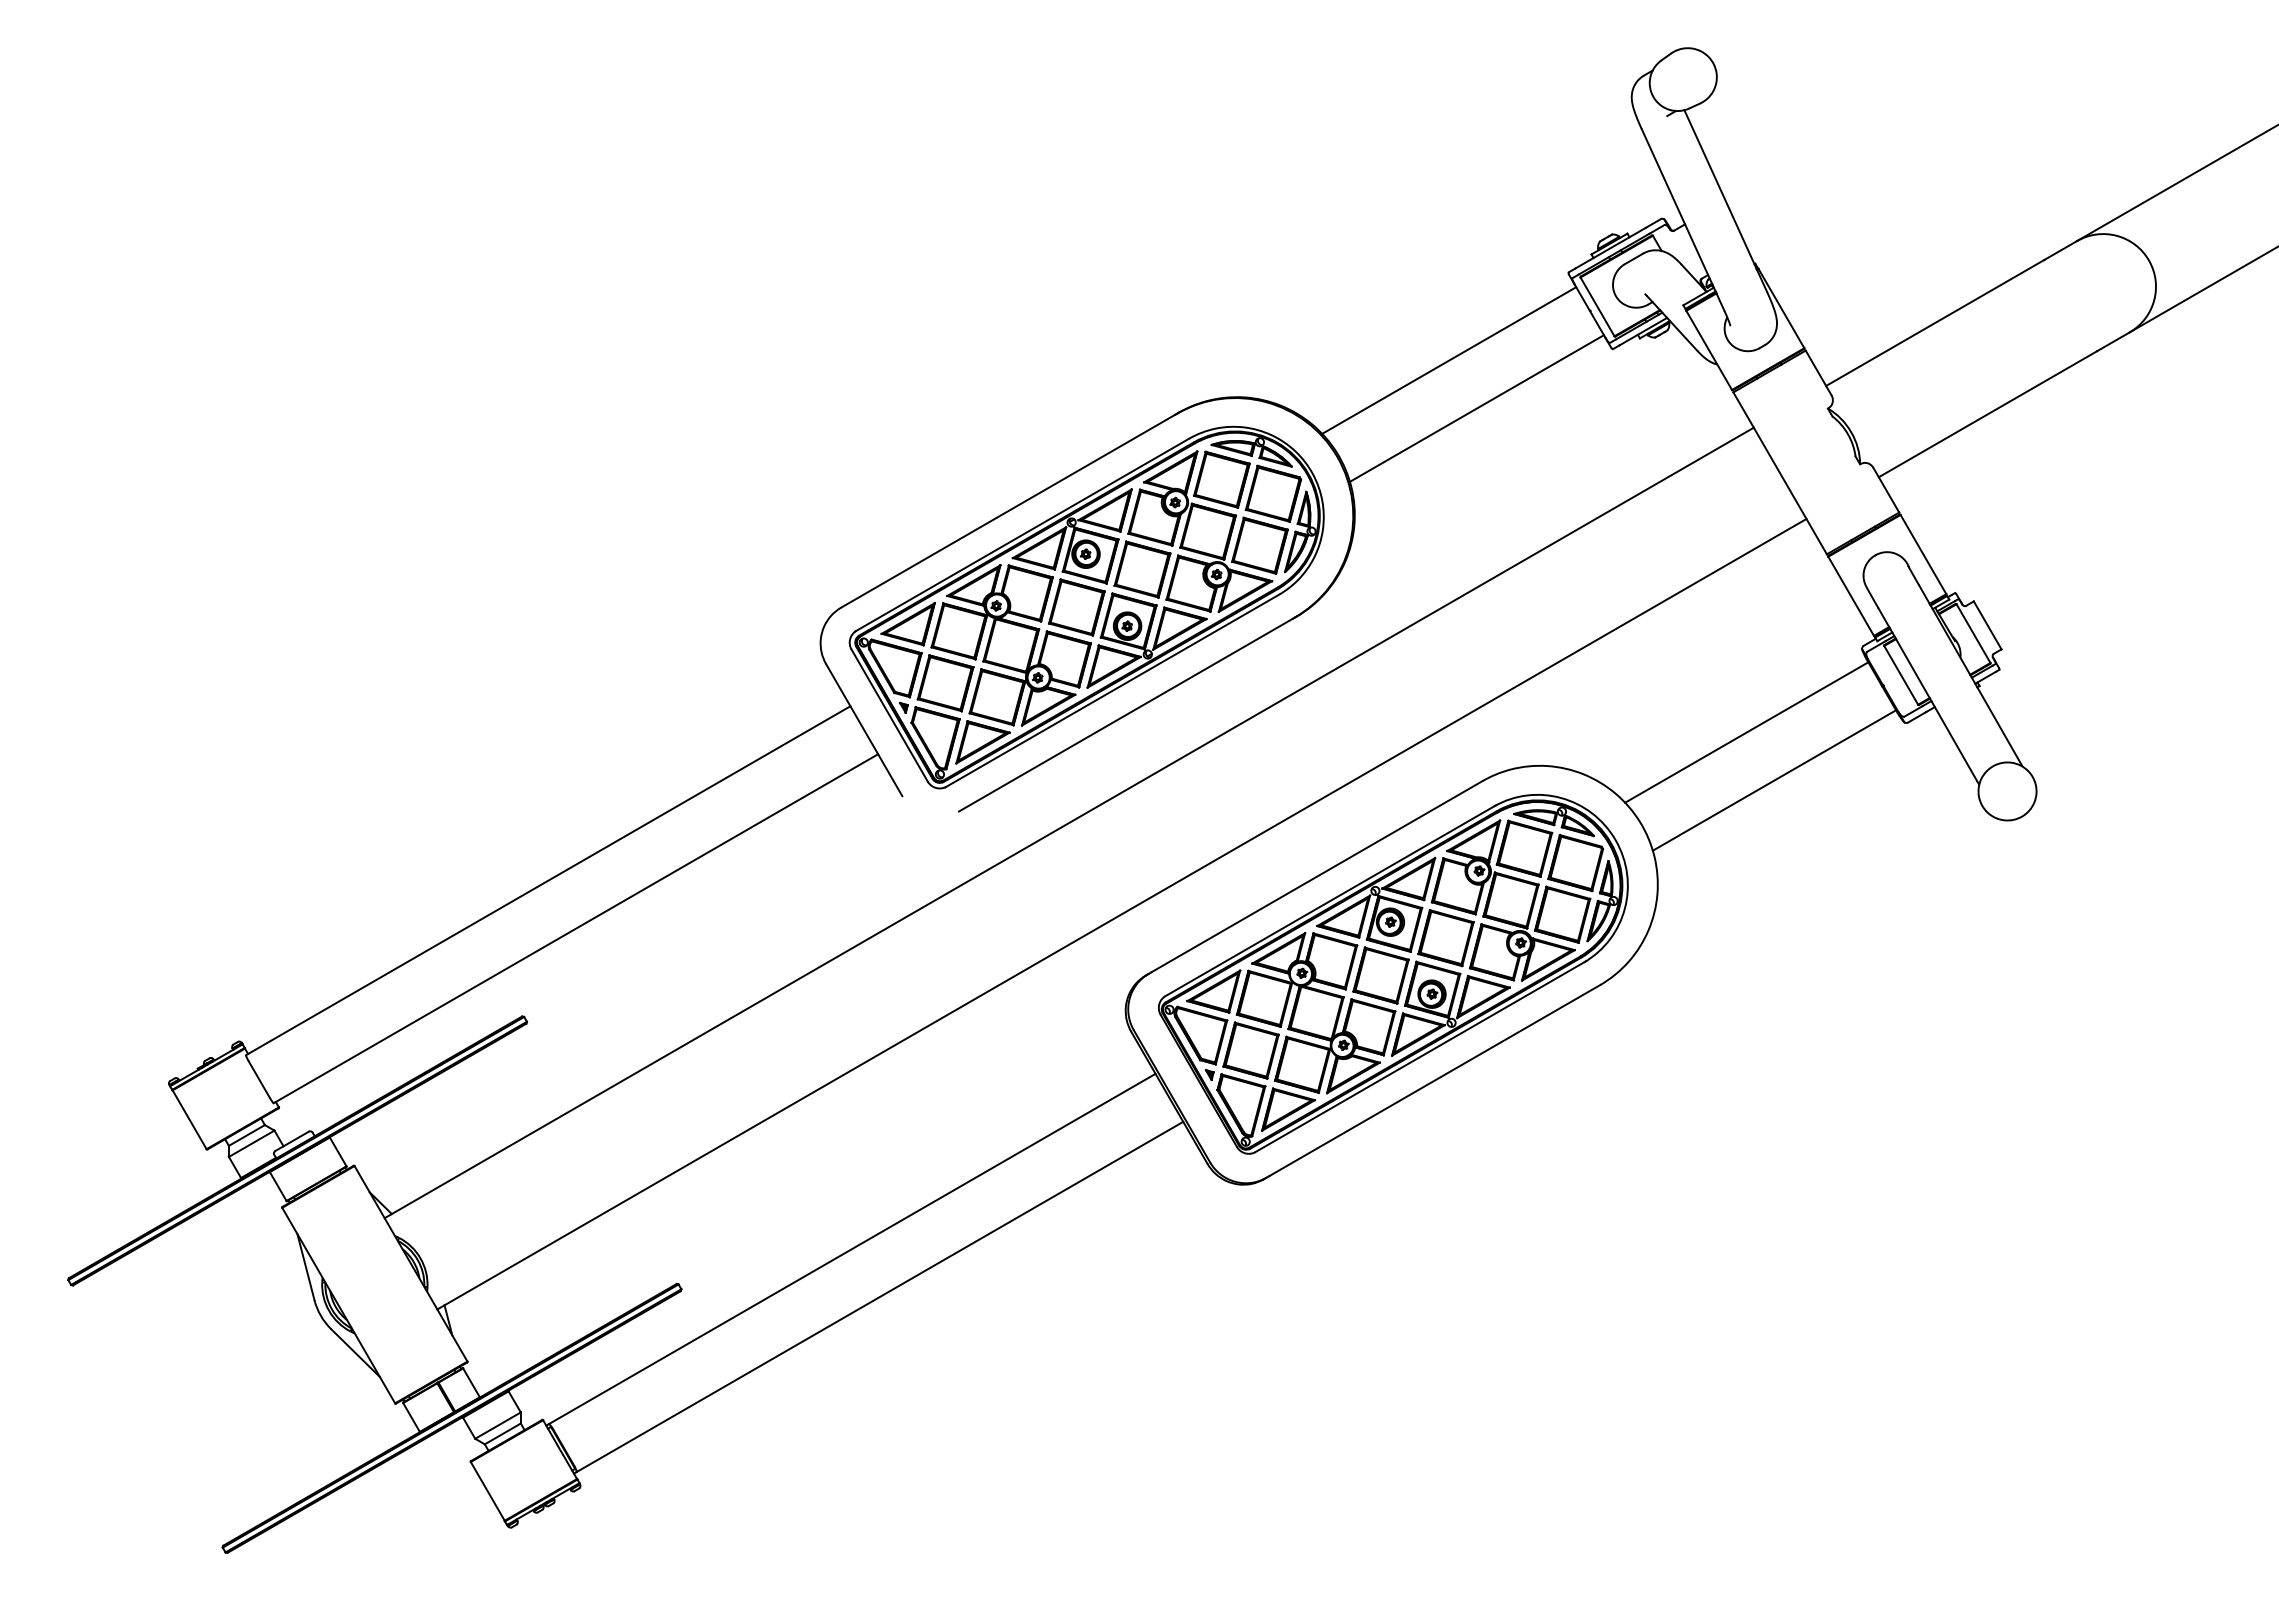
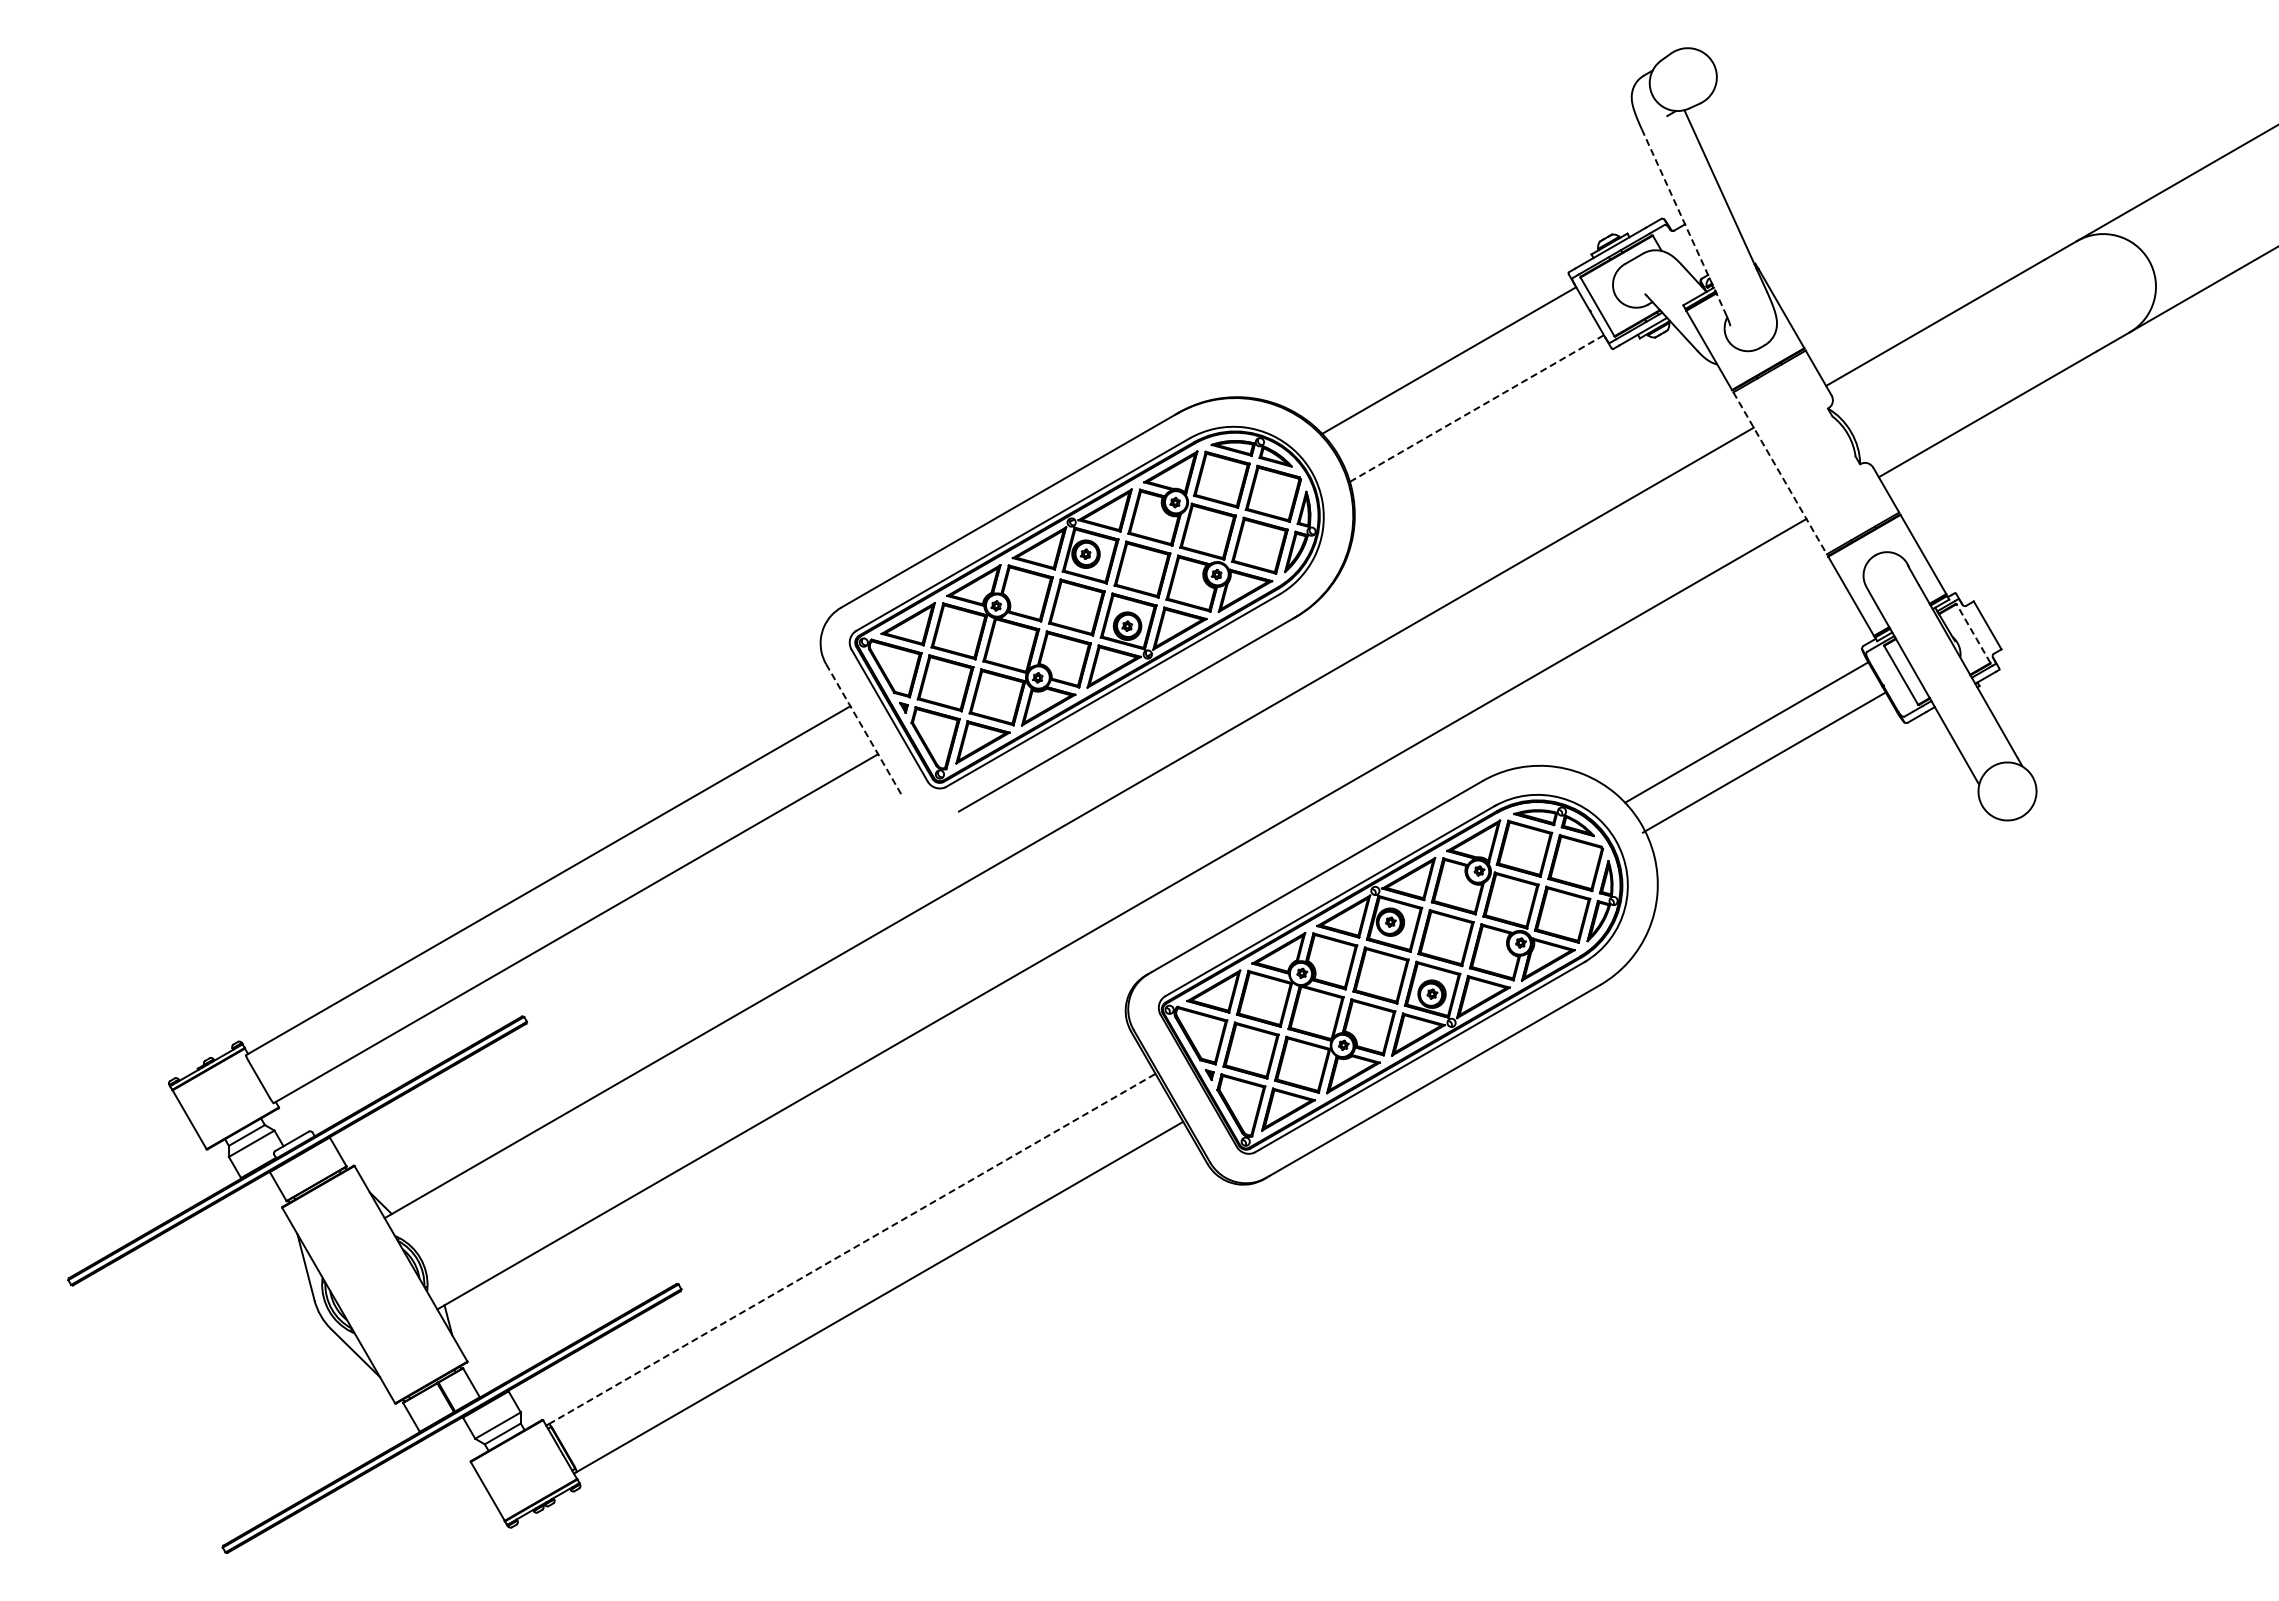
line: solid -> dashed (1683, 220)
line: solid -> dashed (1476, 408)
line: solid -> dashed (1780, 473)
line: solid -> dashed (1973, 633)
line: solid -> dashed (864, 730)
line position: (1774, 780) -> (1764, 762) (1764, 762)
line: solid -> dashed (852, 1248)
